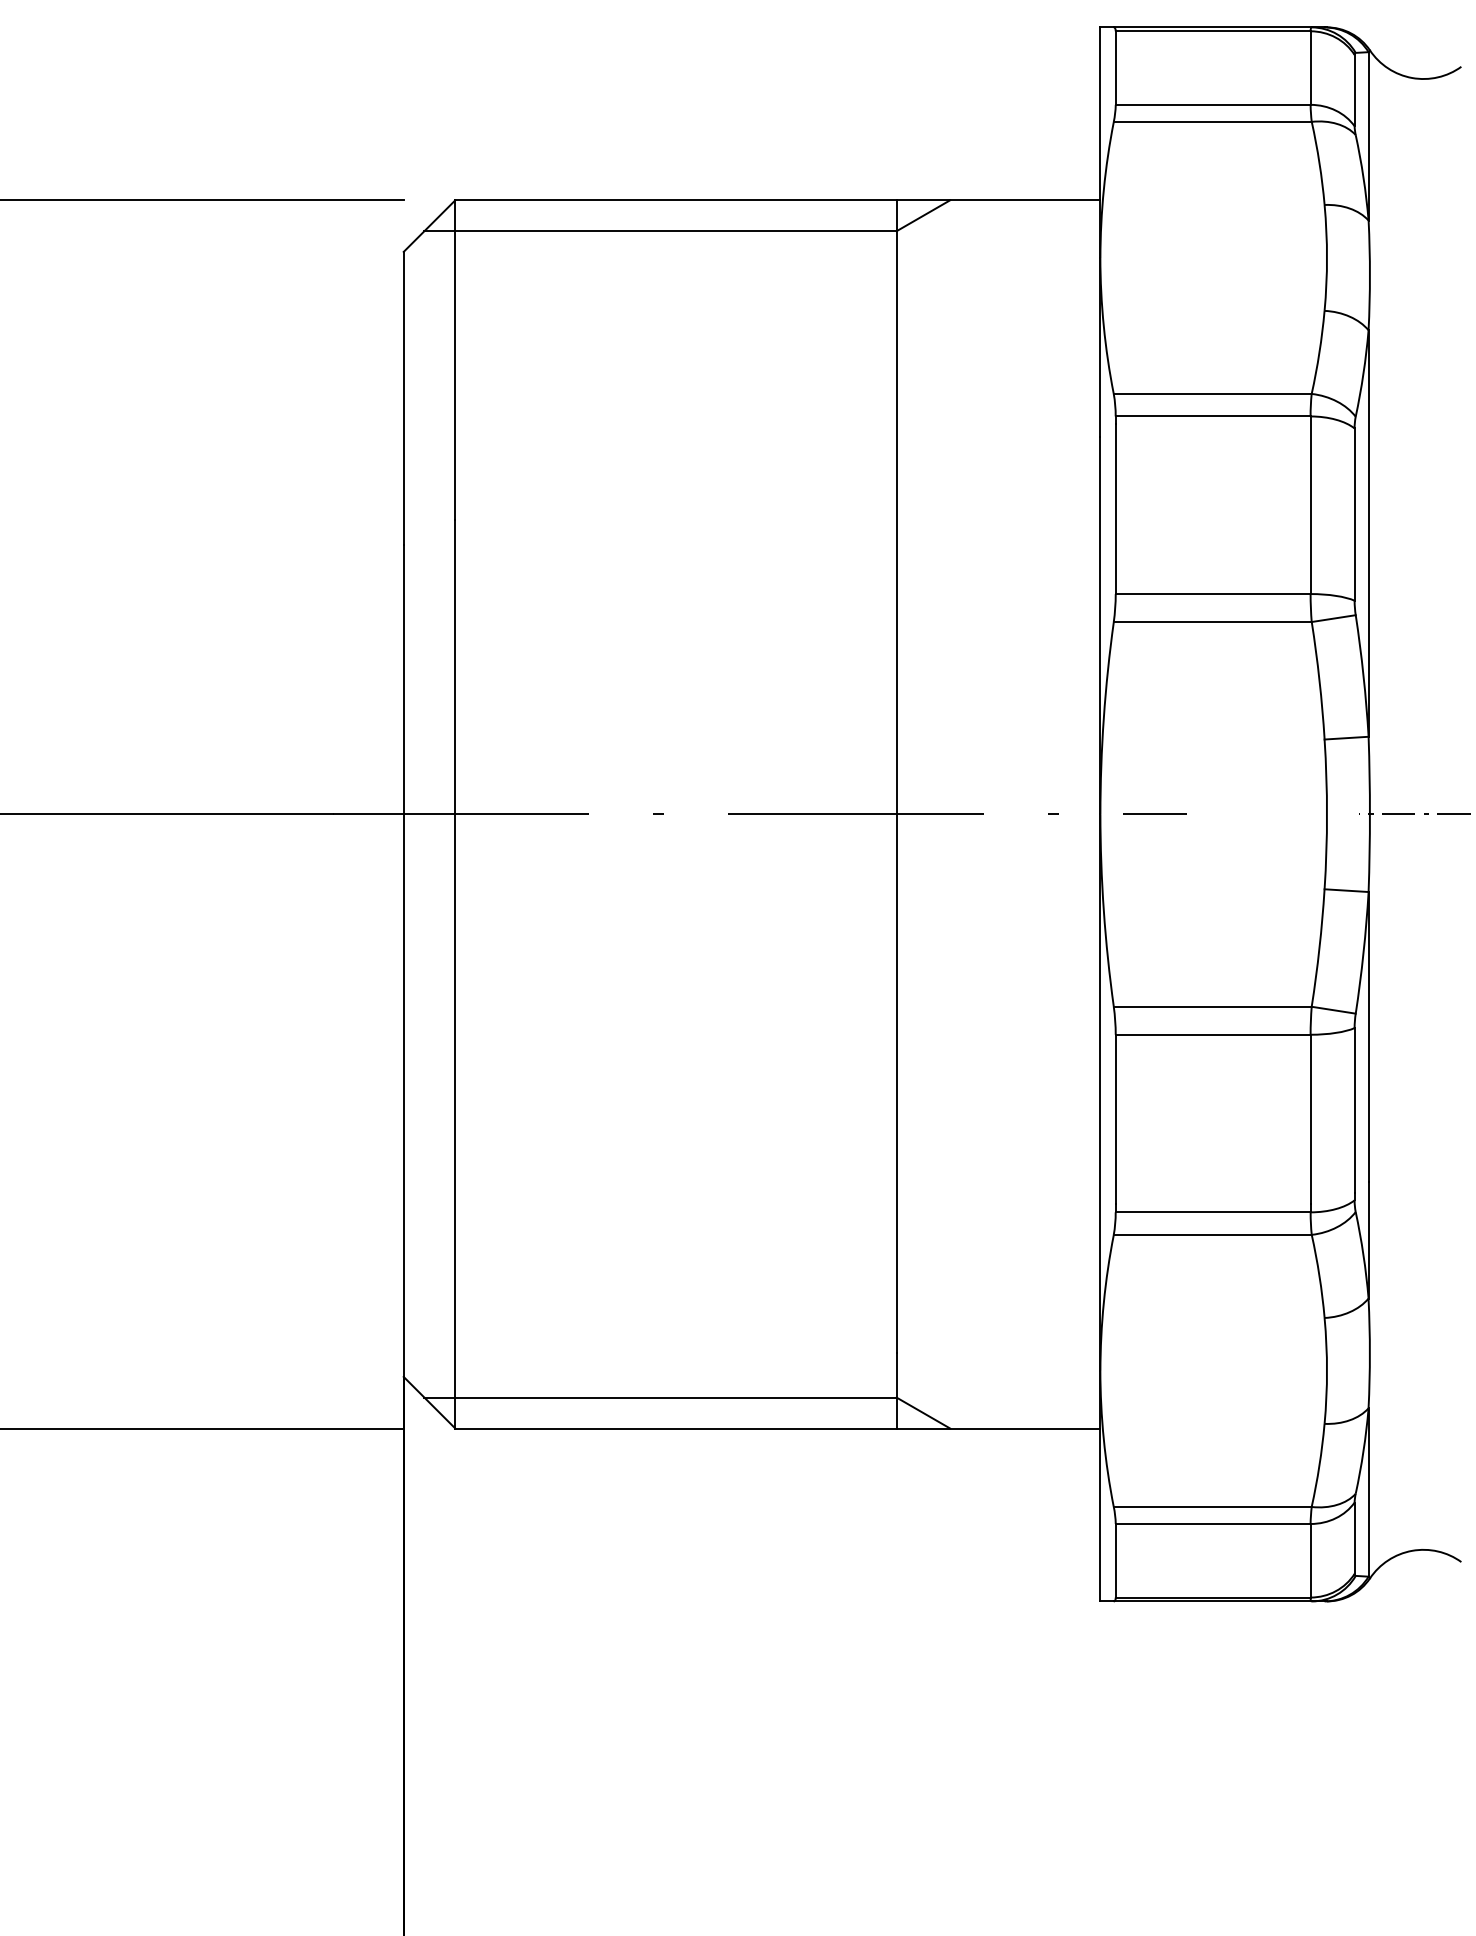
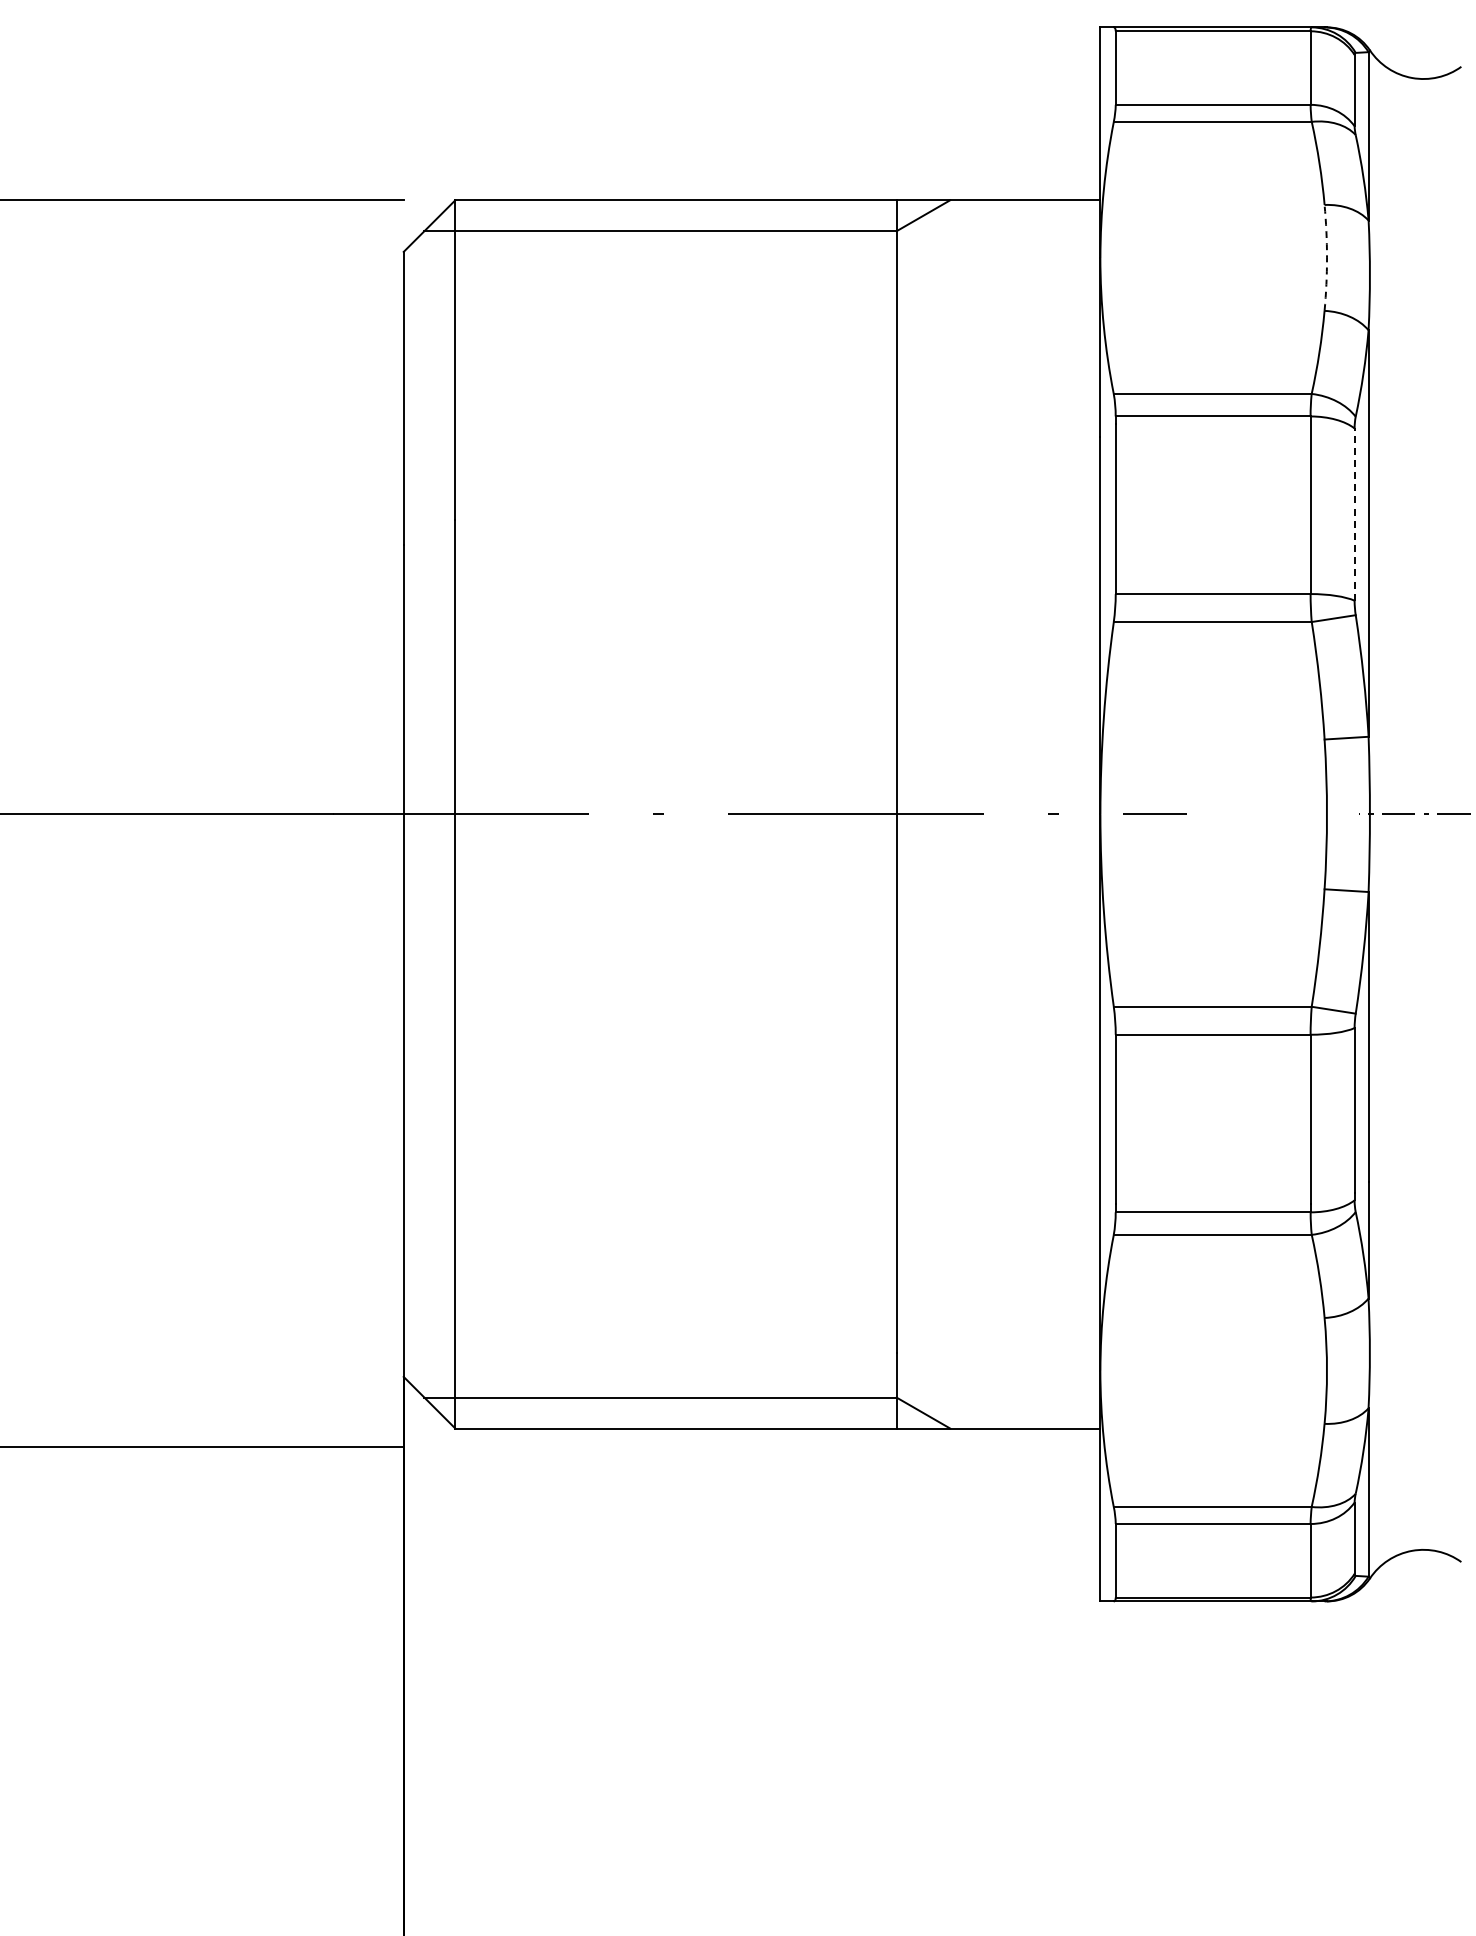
arc: solid -> dashed (1327, 257)
line: solid -> dashed (1354, 514)
line position: (202, 1428) -> (202, 1446) (202, 1446)
